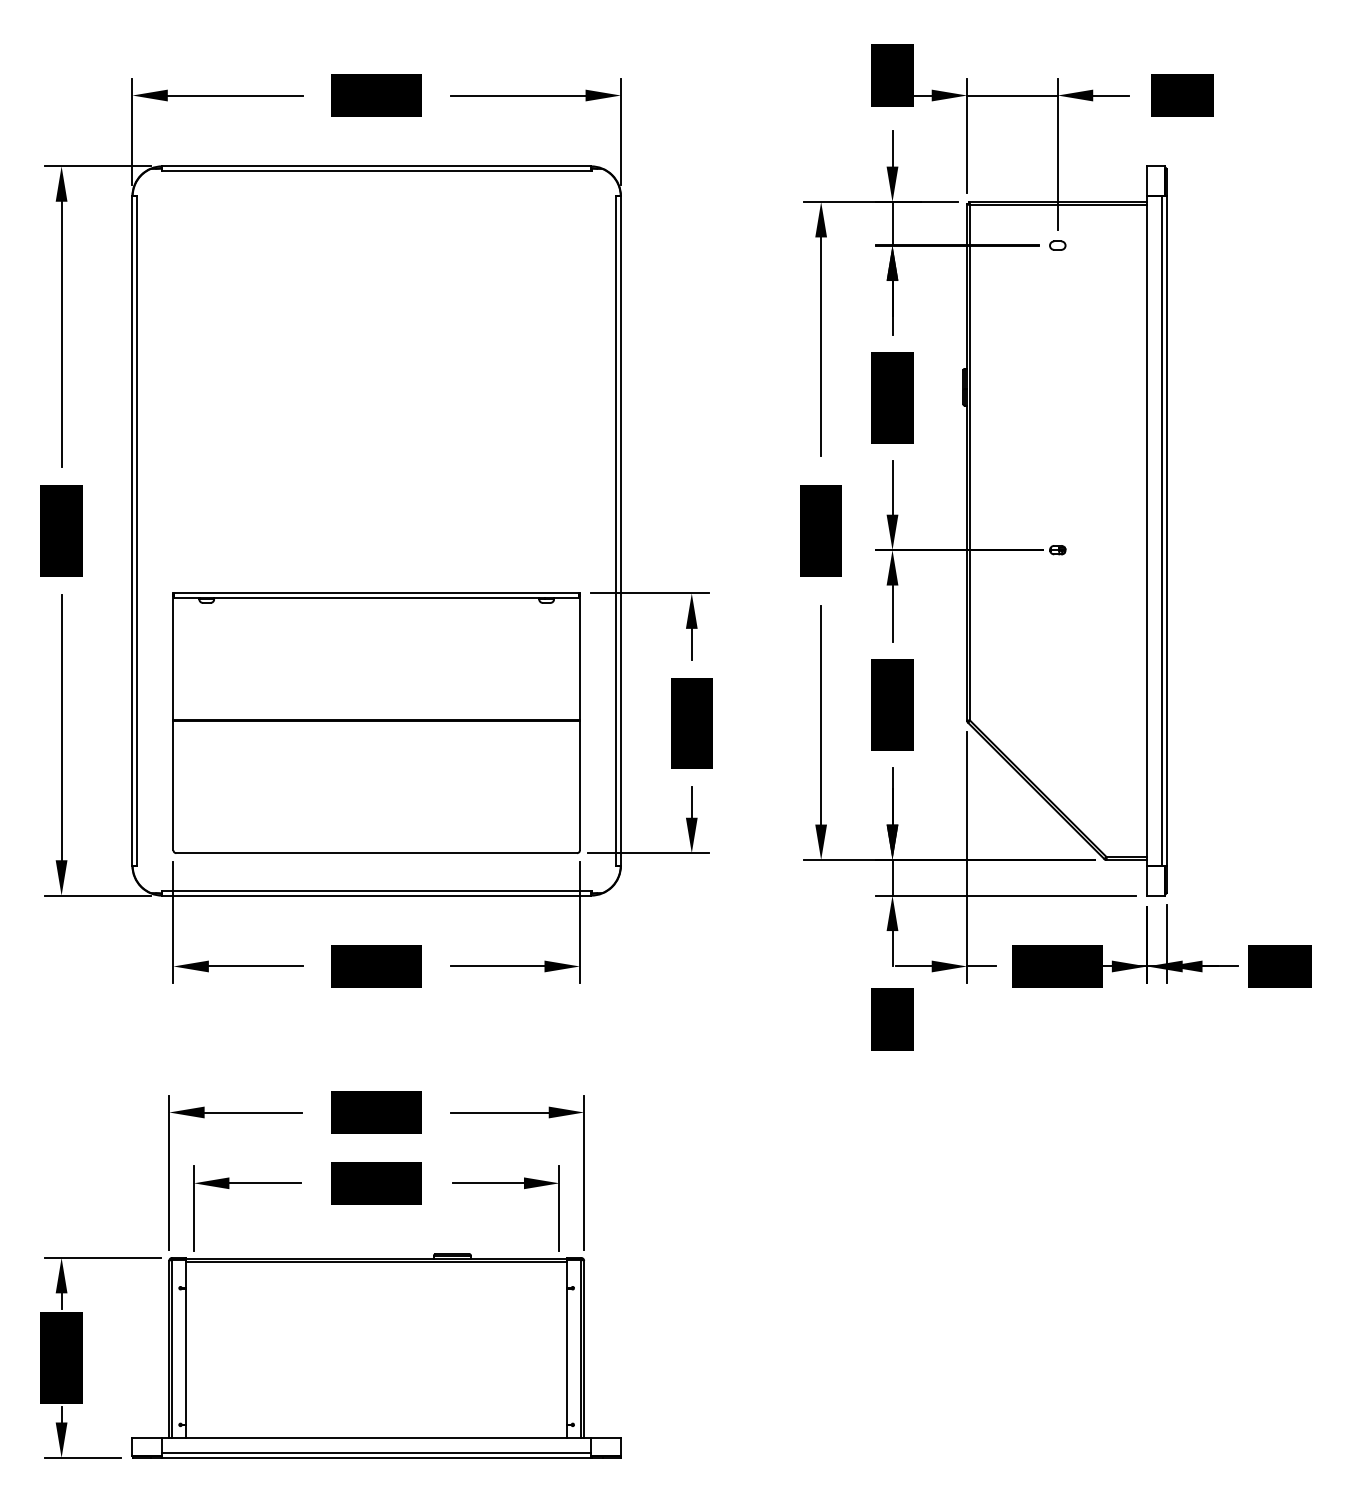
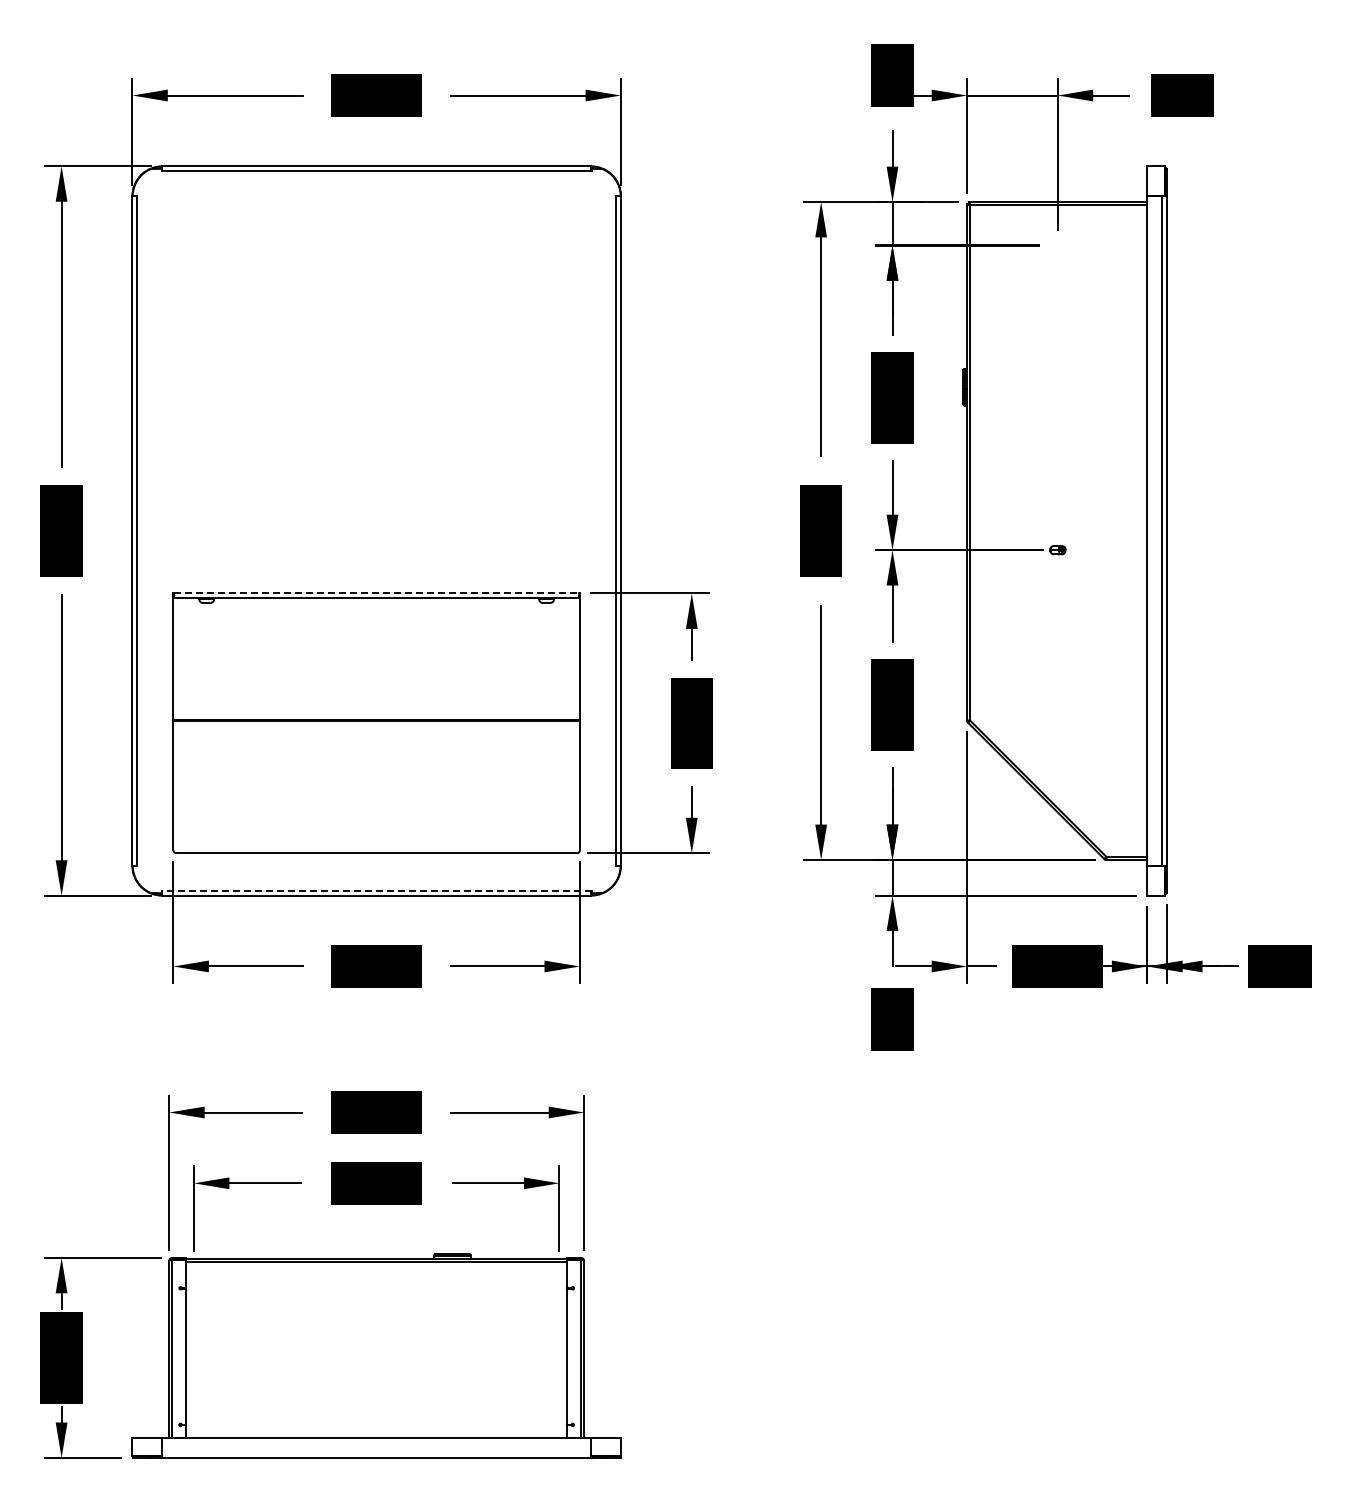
part: present -> none (1057, 245)
line: solid -> dashed (376, 593)
line: solid -> dashed (376, 890)
line: present -> none (376, 1453)
